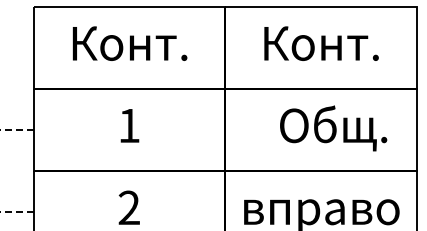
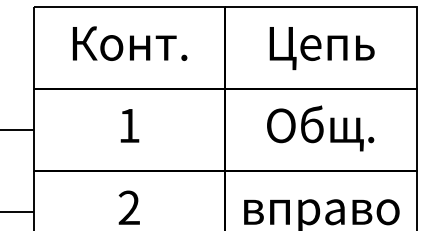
text: Конт. -> Цепь (321, 48)
text position: (333, 128) -> (320, 128) (320, 128)
line: dashed -> solid (16, 130)
line: dashed -> solid (16, 212)
